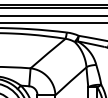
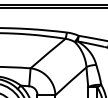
line: present -> none (53, 16)
line: present -> none (53, 22)
